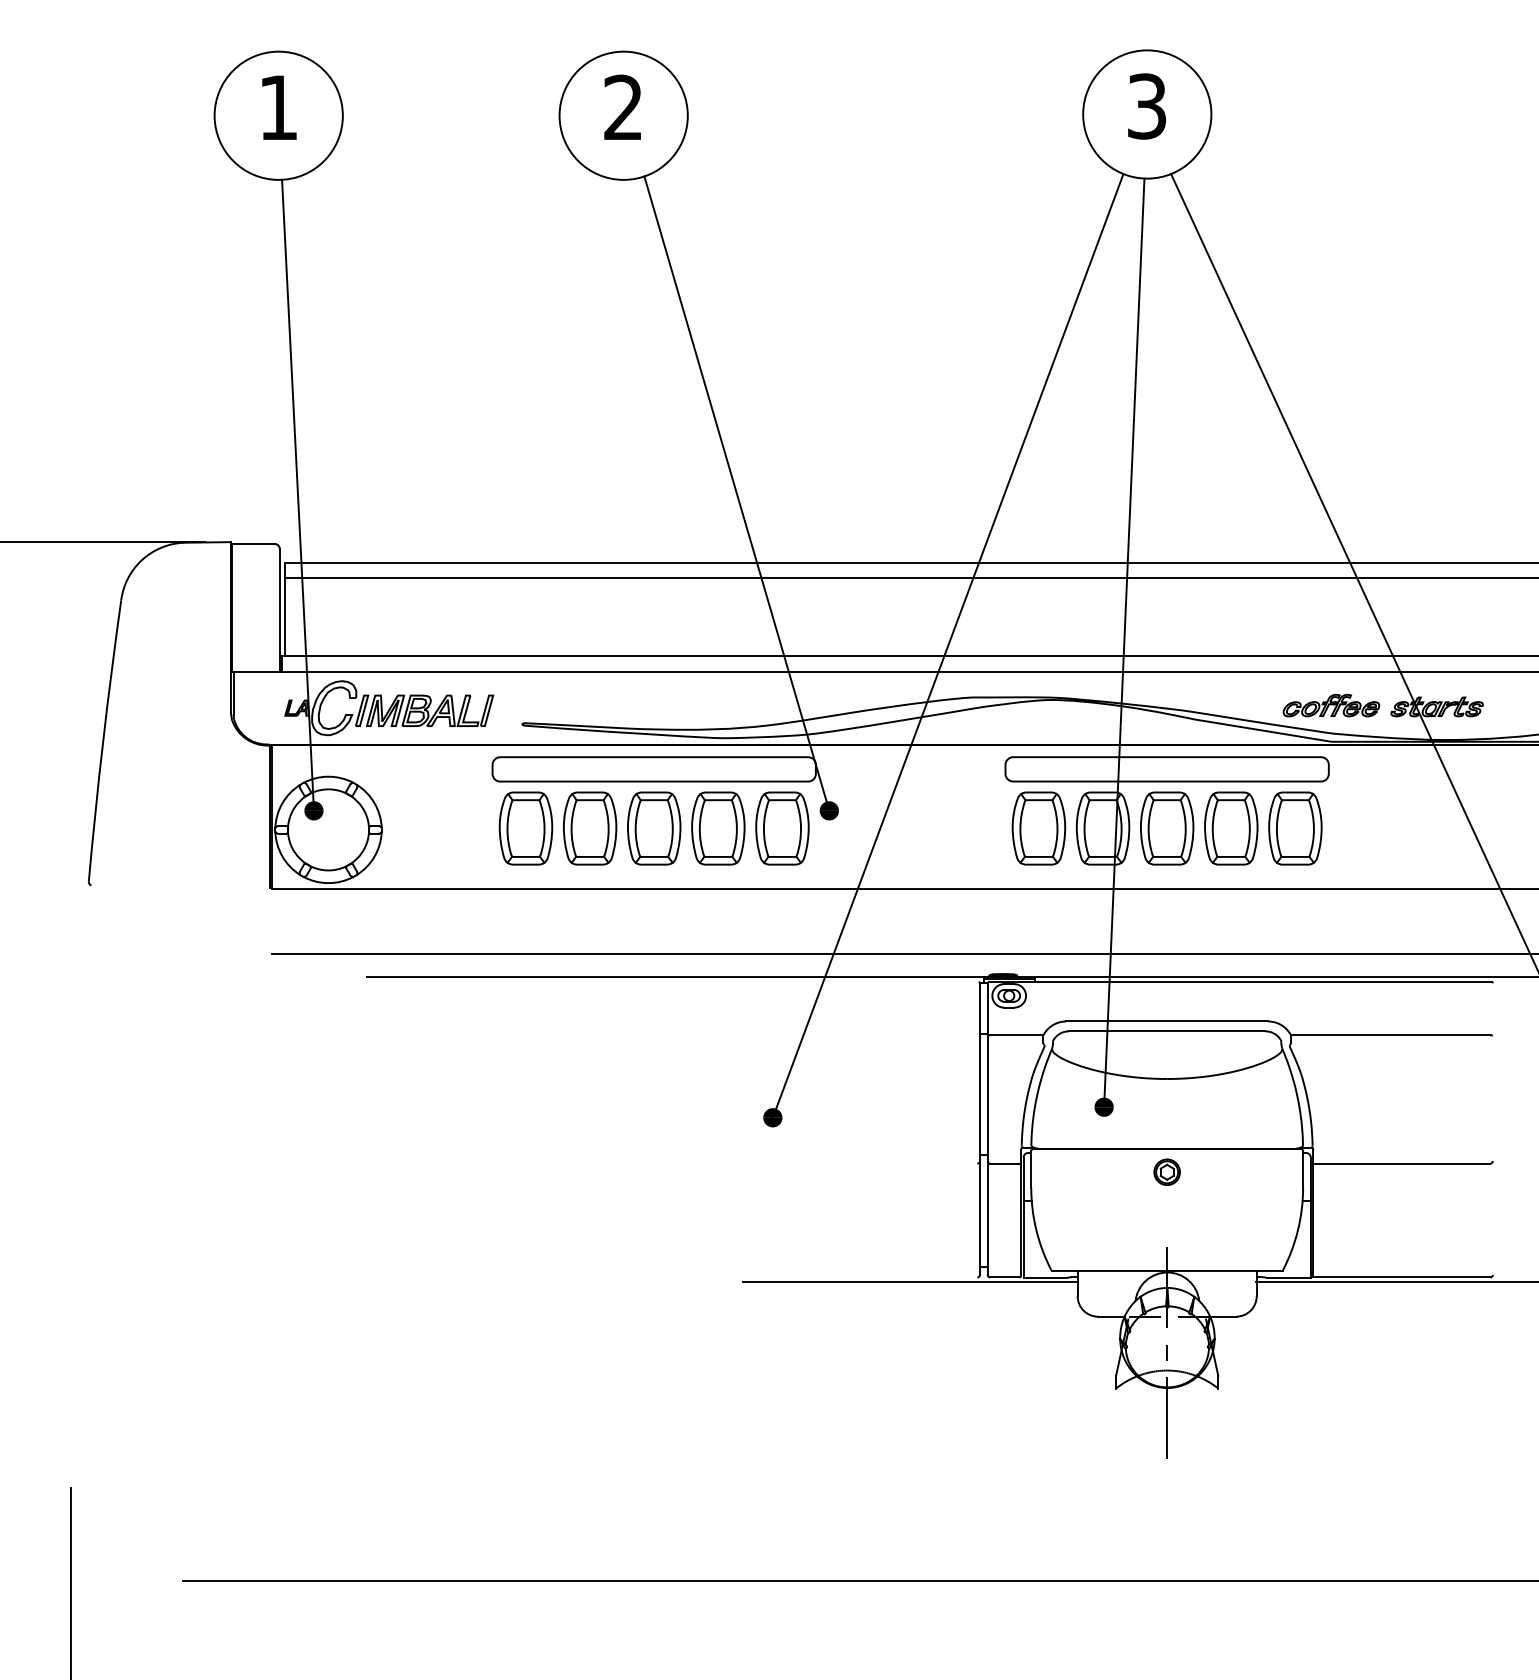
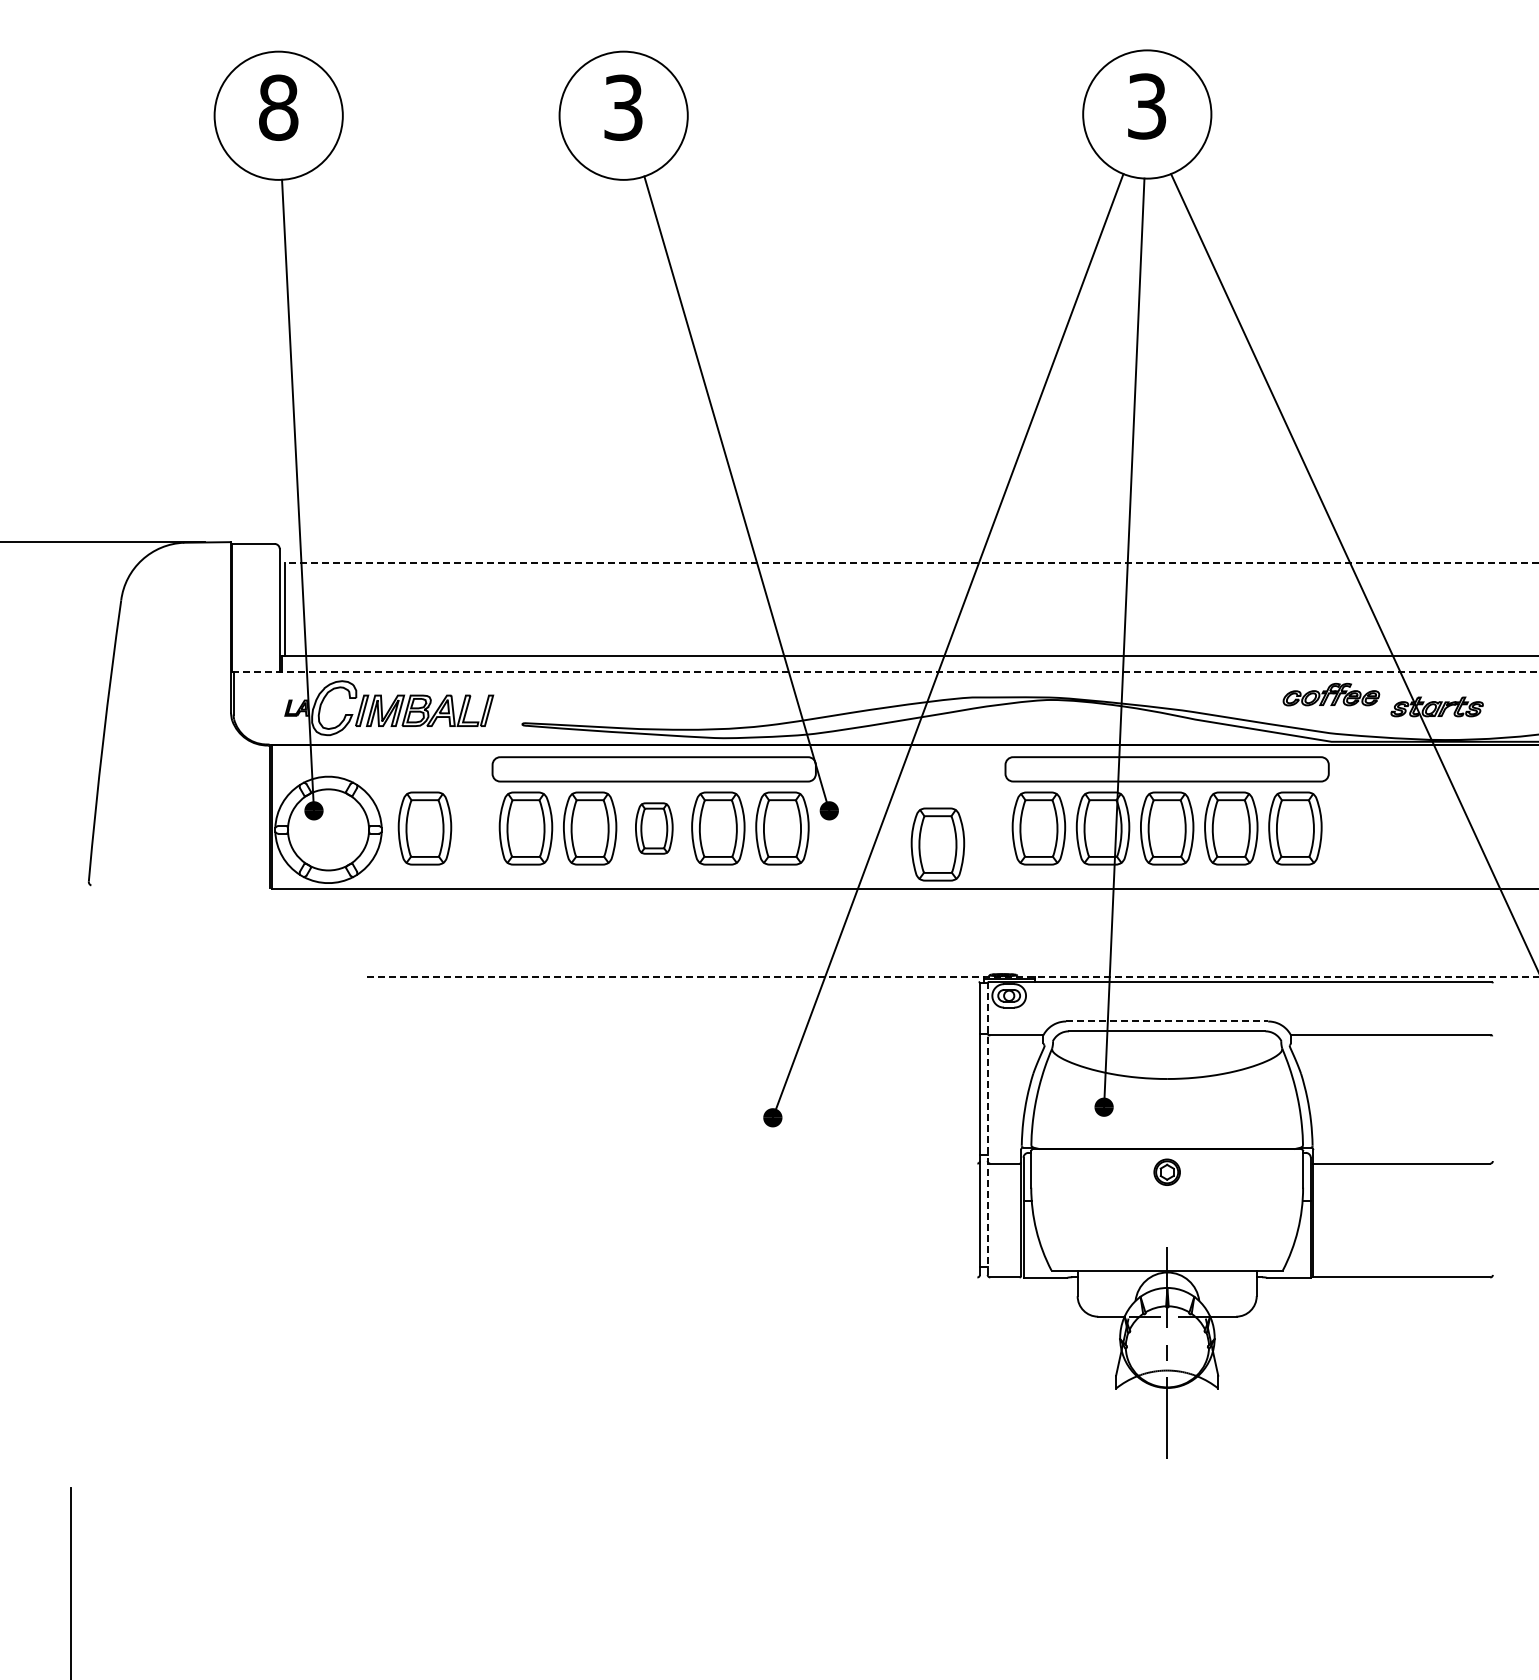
text: 1 -> 8 (278, 107)
text: 2 -> 3 (623, 107)
line: solid -> dashed (911, 562)
line: present -> none (909, 578)
line: solid -> dashed (885, 671)
part position: (1331, 705) -> (1331, 694) (1331, 694)
part: none -> present (424, 828)
part size: 55x75 px -> 39x53 px (654, 828)
part: none -> present (937, 844)
line: present -> none (903, 953)
line: solid -> dashed (952, 976)
line: solid -> dashed (1167, 1021)
line: solid -> dashed (987, 1129)
line: present -> none (910, 1282)
line: present -> none (1395, 1282)
line: present -> none (859, 1580)
